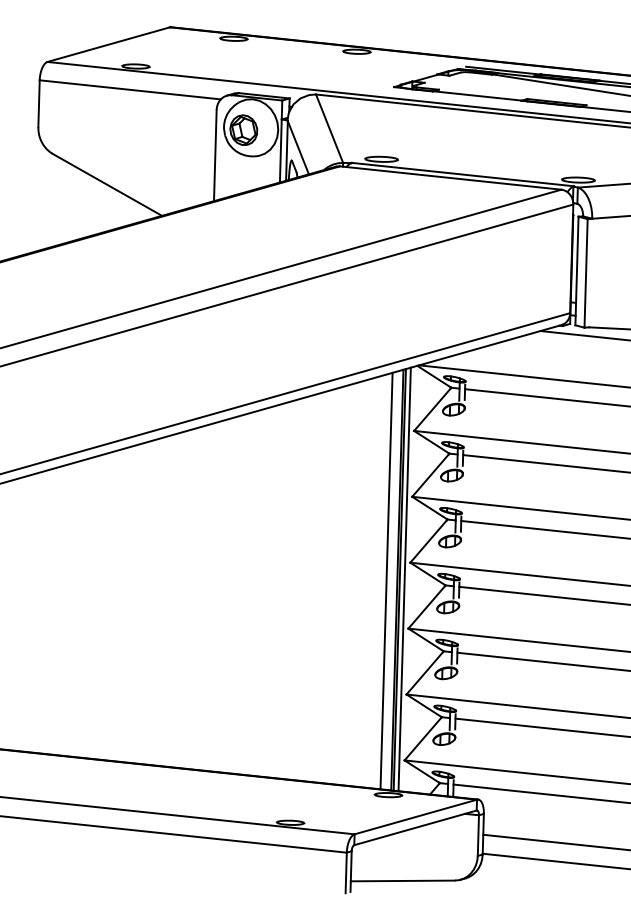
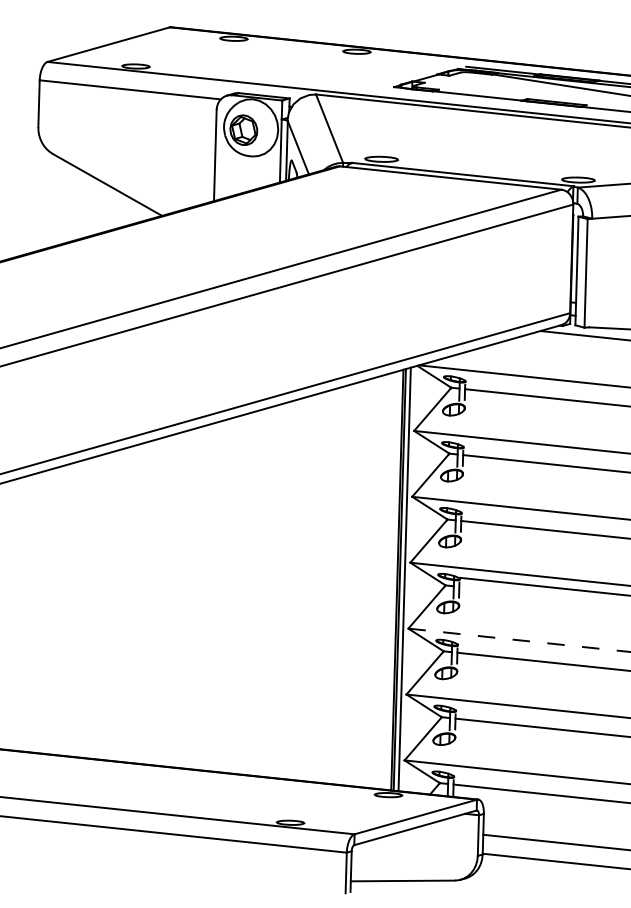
line: present -> none (386, 580)
line position: (543, 595) -> (543, 586) (543, 586)
line: solid -> dashed (519, 640)
